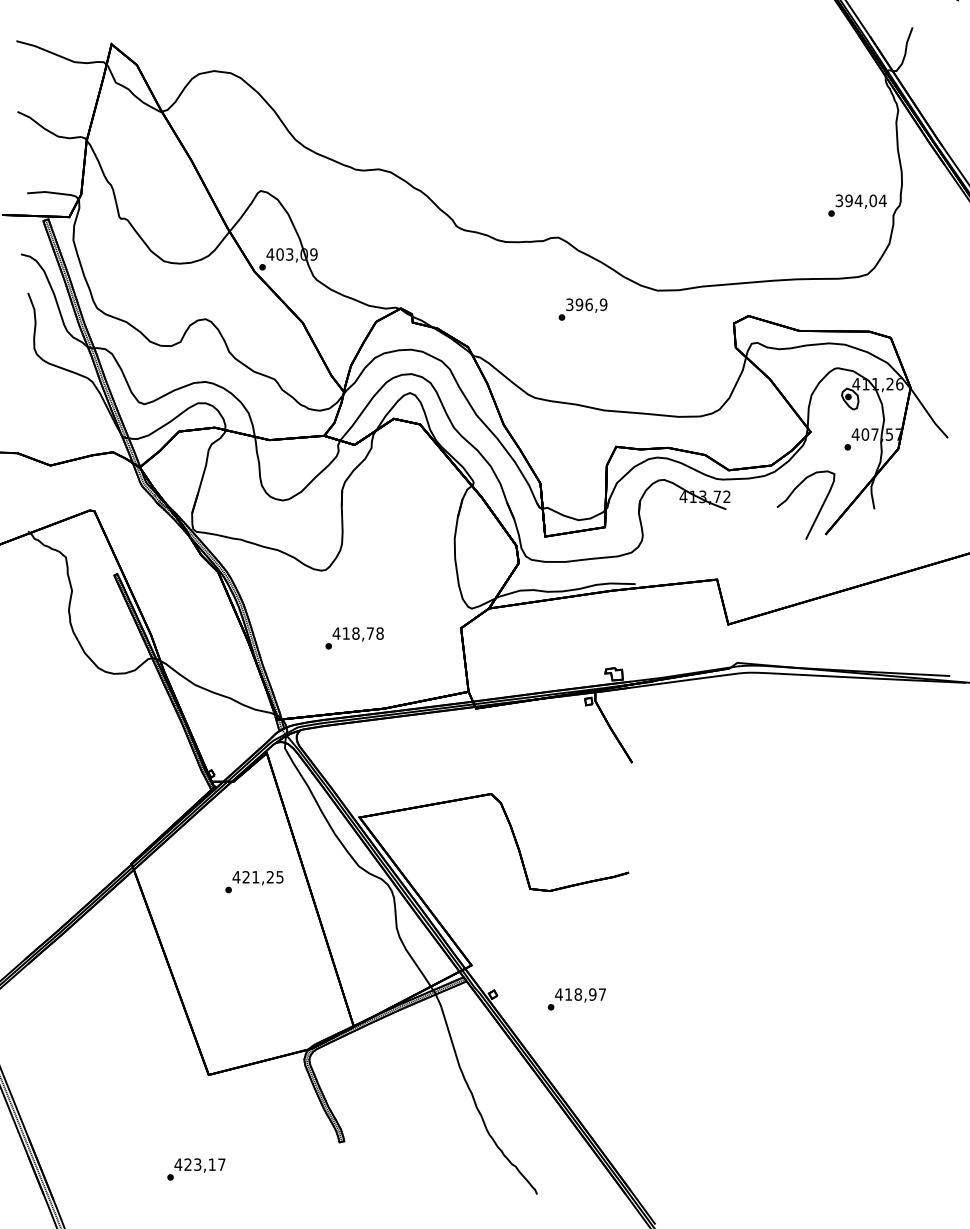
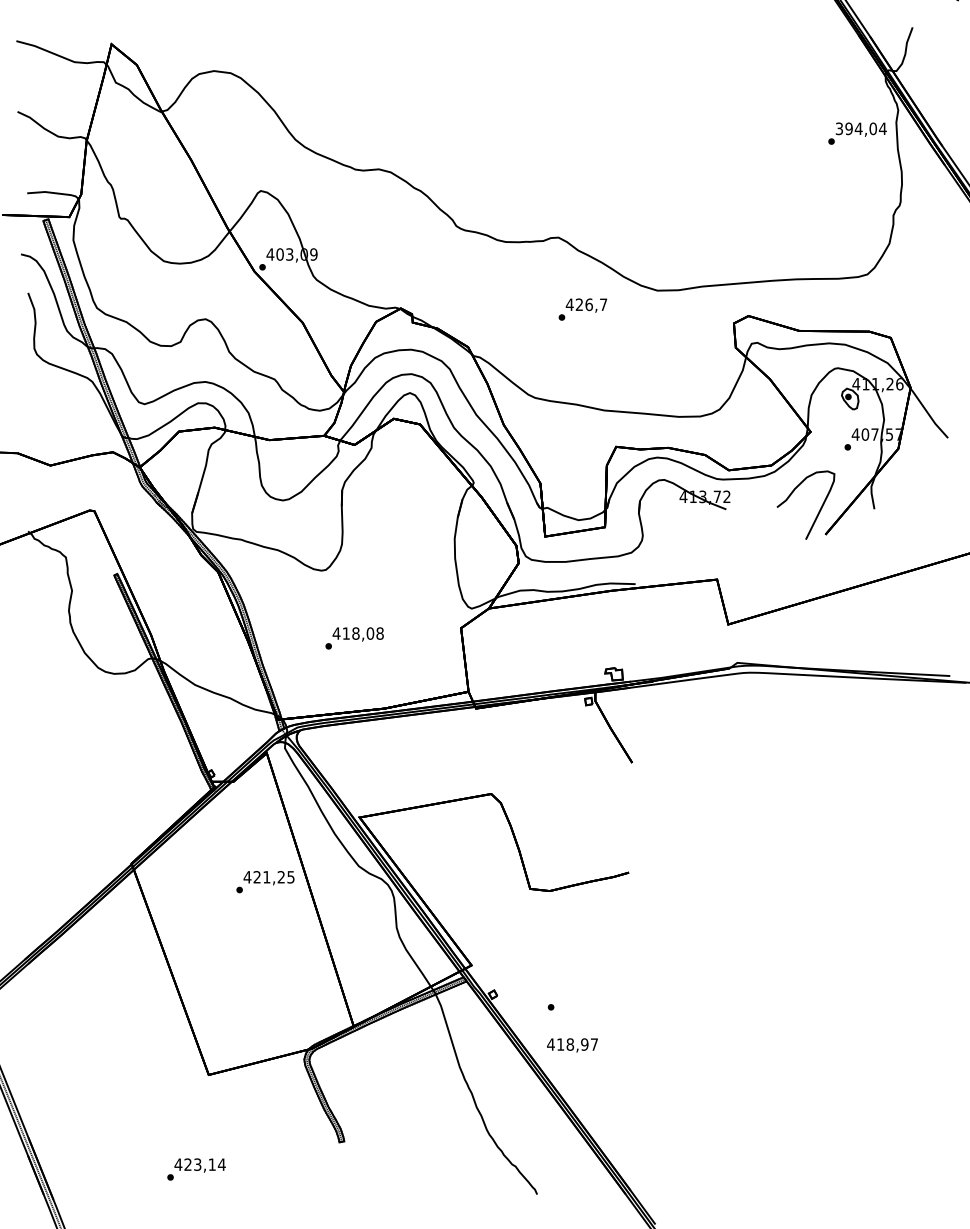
text position: (857, 205) -> (857, 133) (857, 133)
text: 396,9 -> 426,7 (586, 304)
text: 418,78 -> 418,08 (370, 633)
text position: (254, 882) -> (265, 882) (265, 882)
text position: (580, 995) -> (572, 1045) (572, 1045)
text: 423,17 -> 423,14 (221, 1164)
